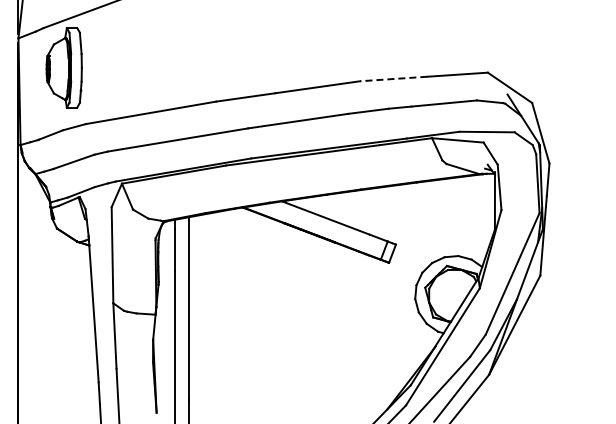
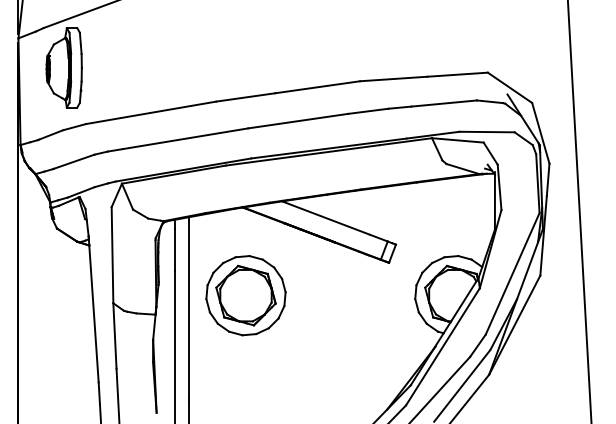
line: dashed -> solid (393, 79)
line: none -> present (579, 211)
part: none -> present (245, 295)
